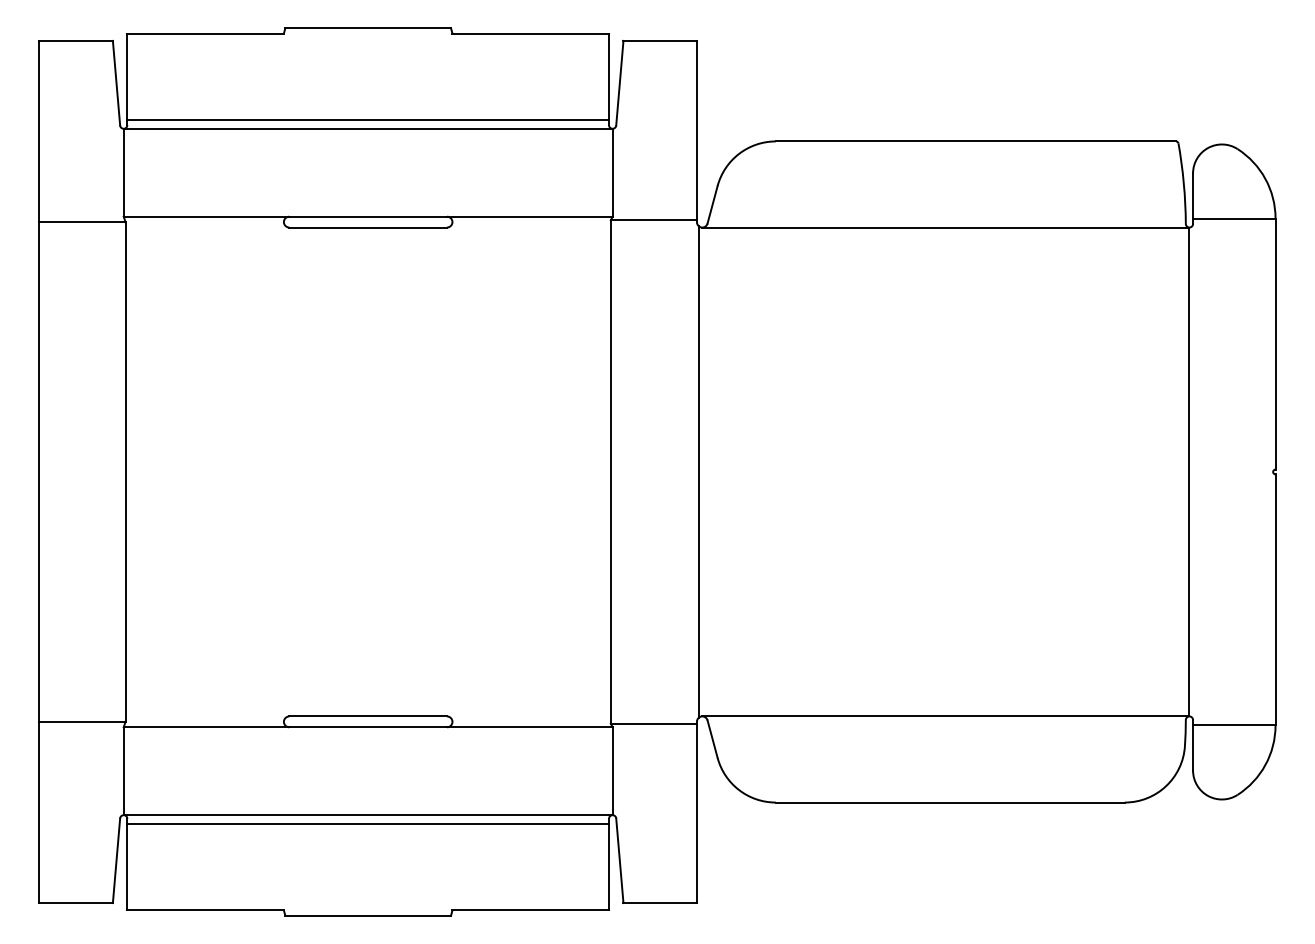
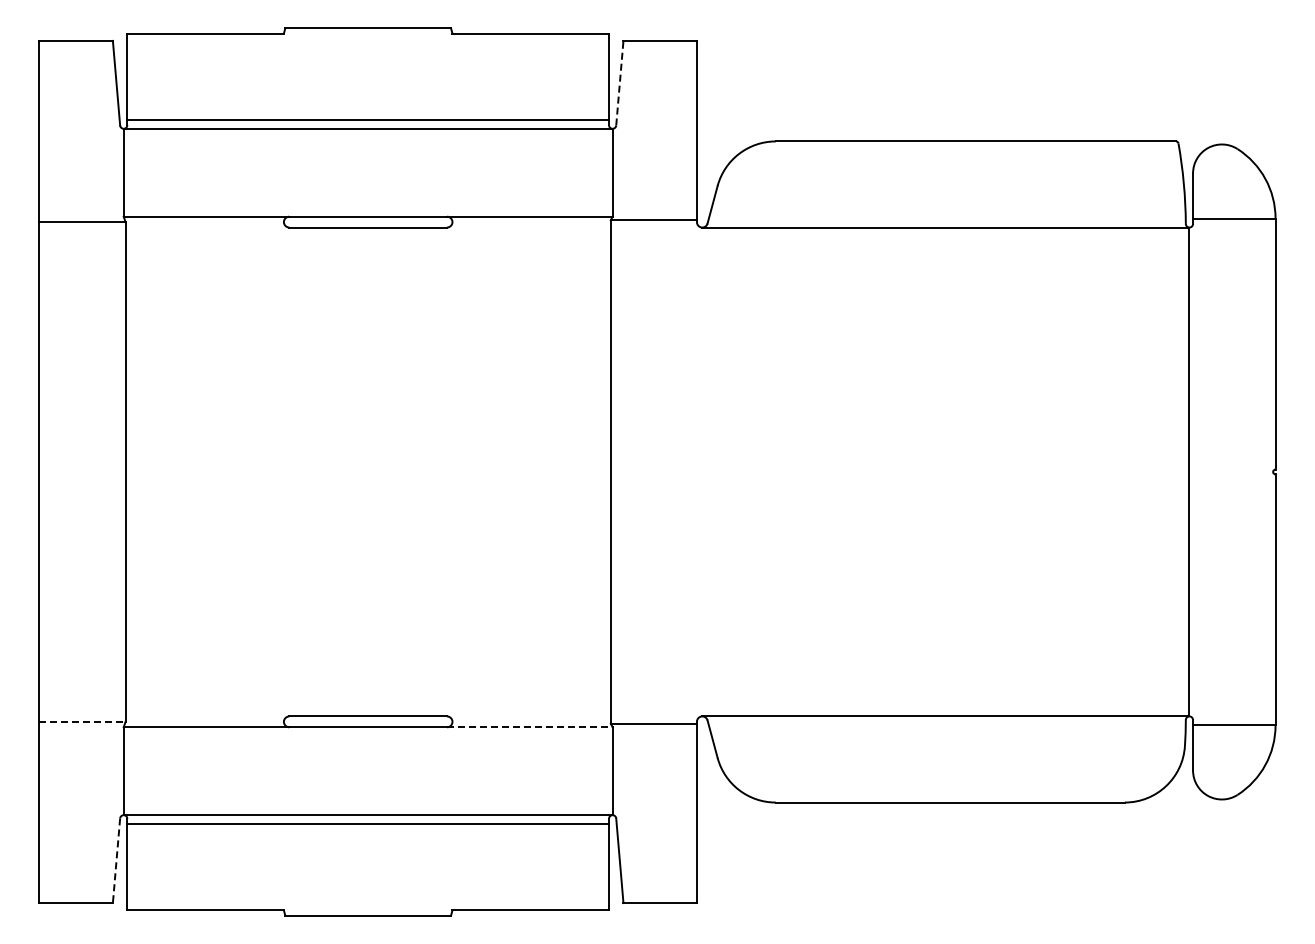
line: solid -> dashed (619, 82)
line: present -> none (698, 471)
line: solid -> dashed (82, 721)
line: solid -> dashed (529, 727)
line: solid -> dashed (116, 861)
